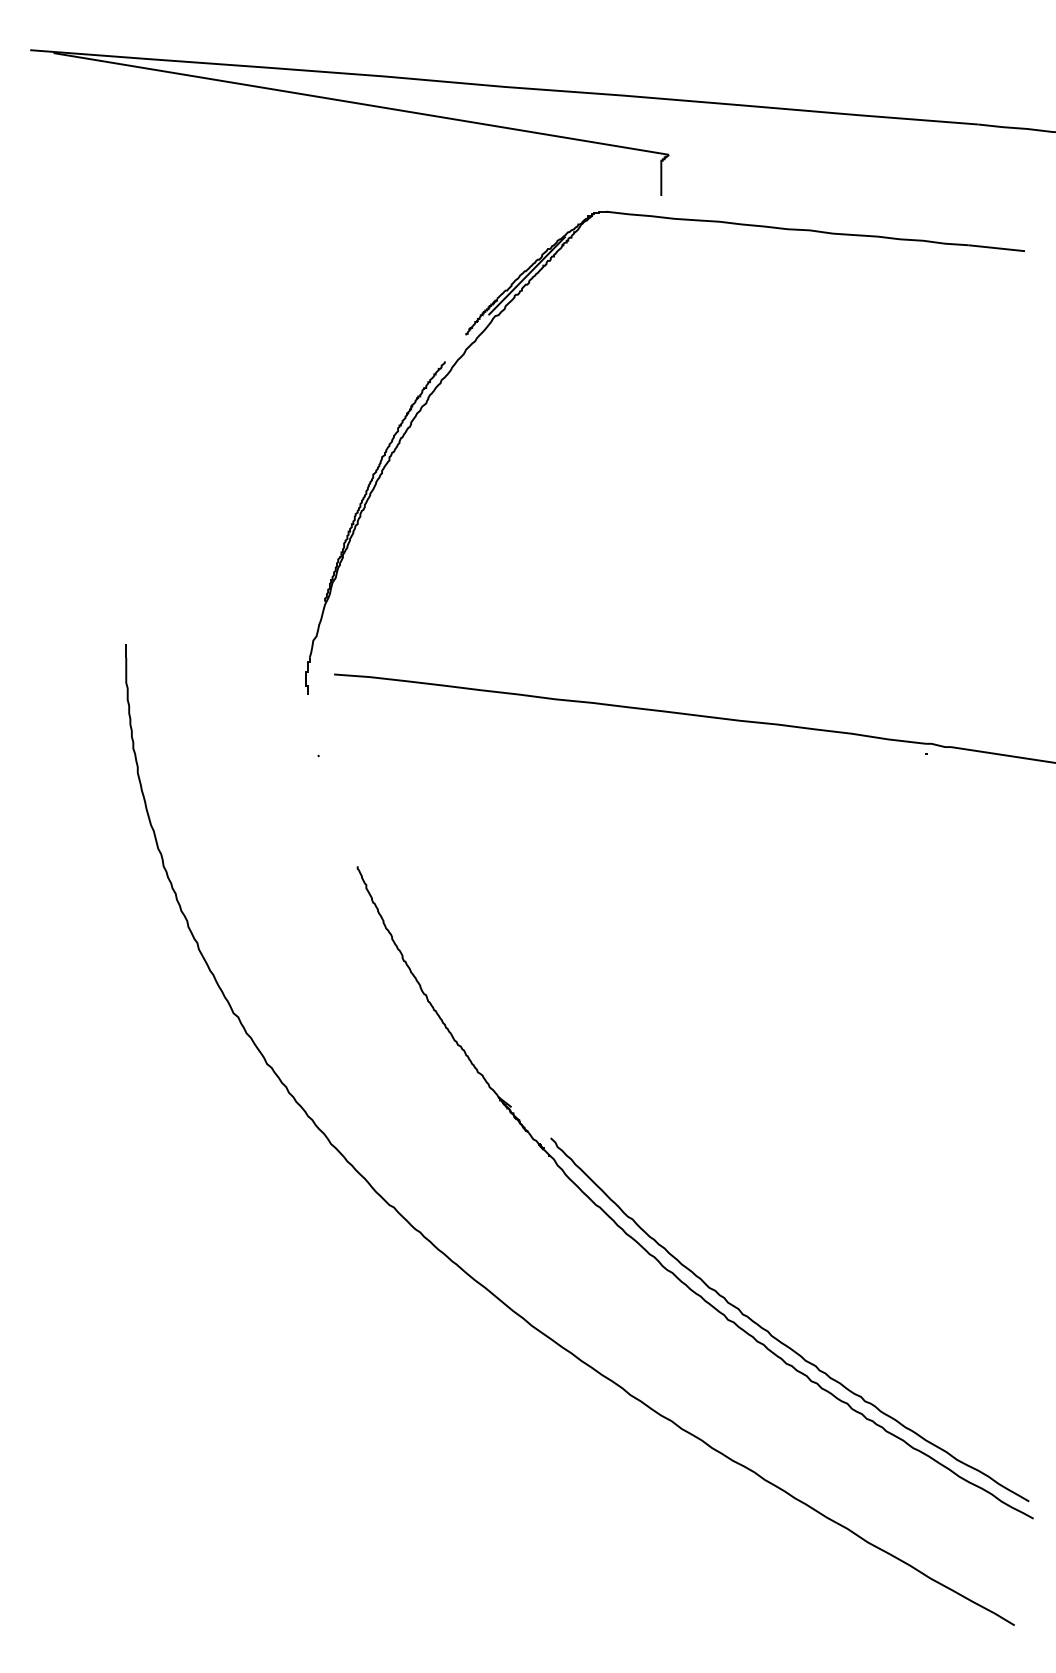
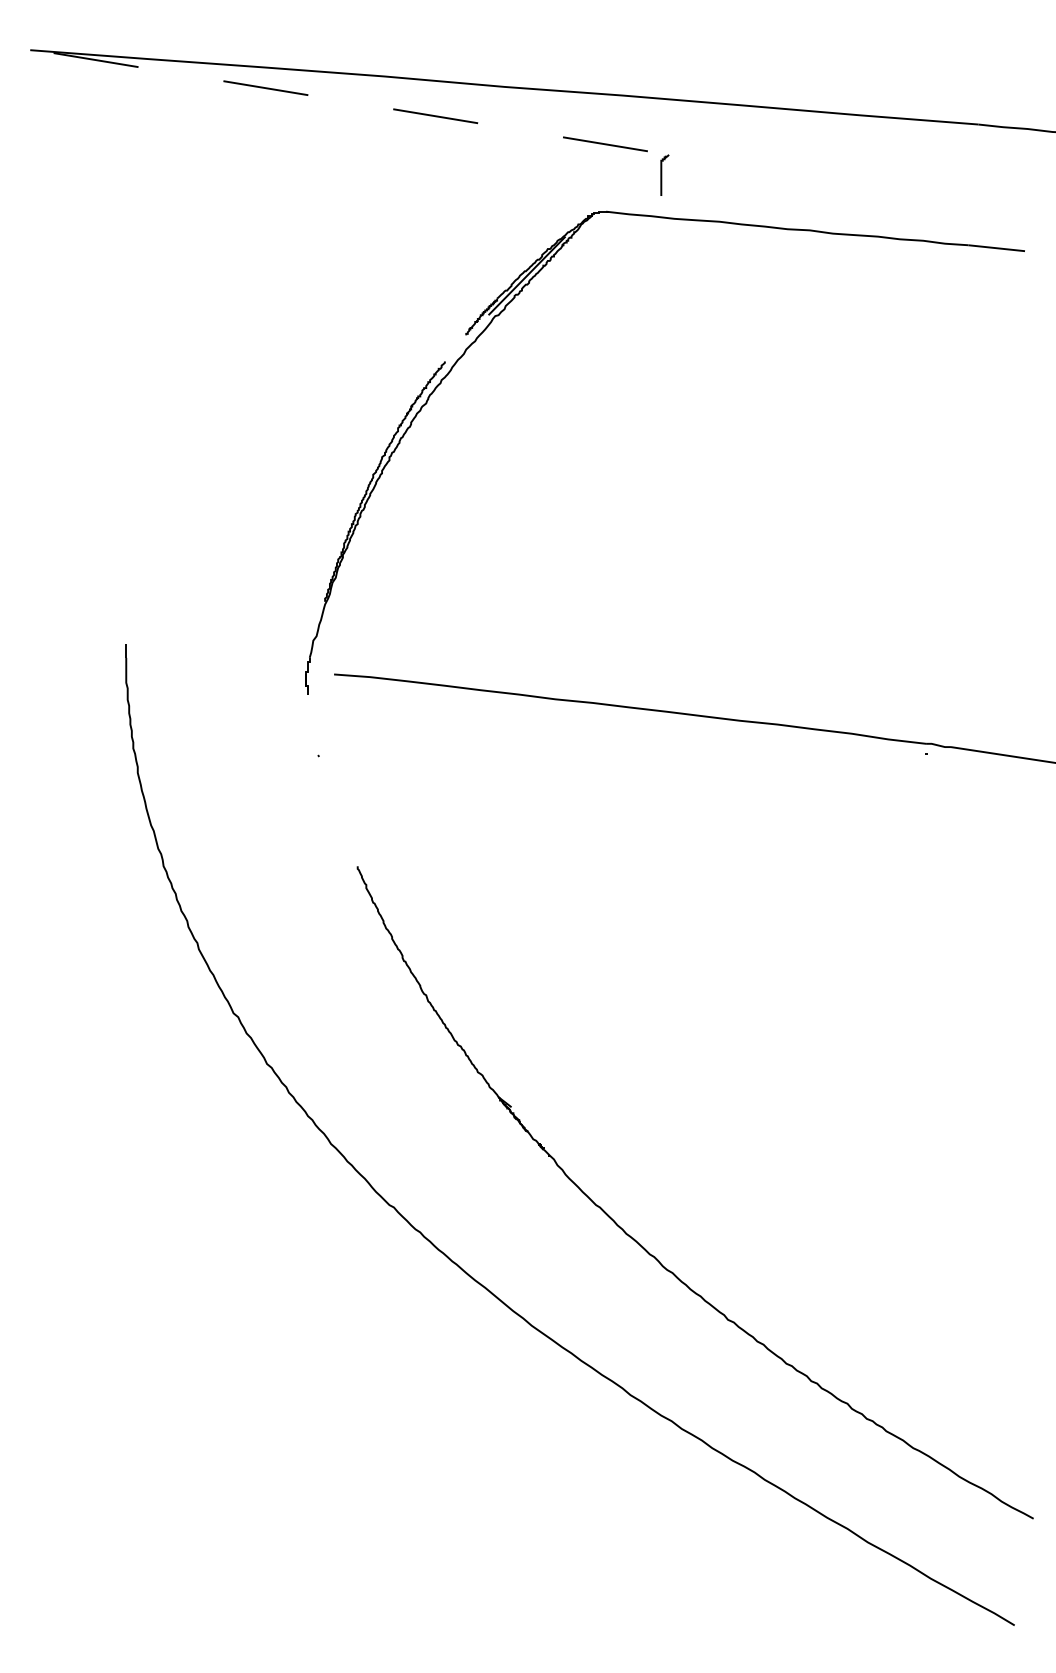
line: solid -> dashed (361, 103)
curve: present -> none (777, 1338)
